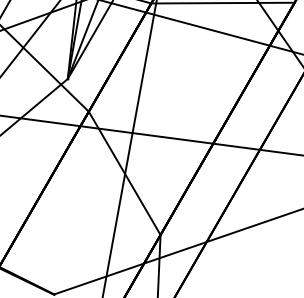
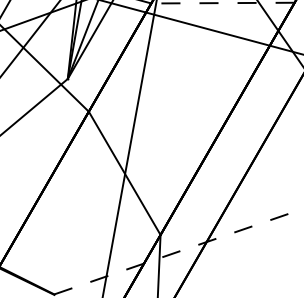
line: solid -> dashed (222, 3)
line: present -> none (151, 135)
line: solid -> dashed (179, 251)
